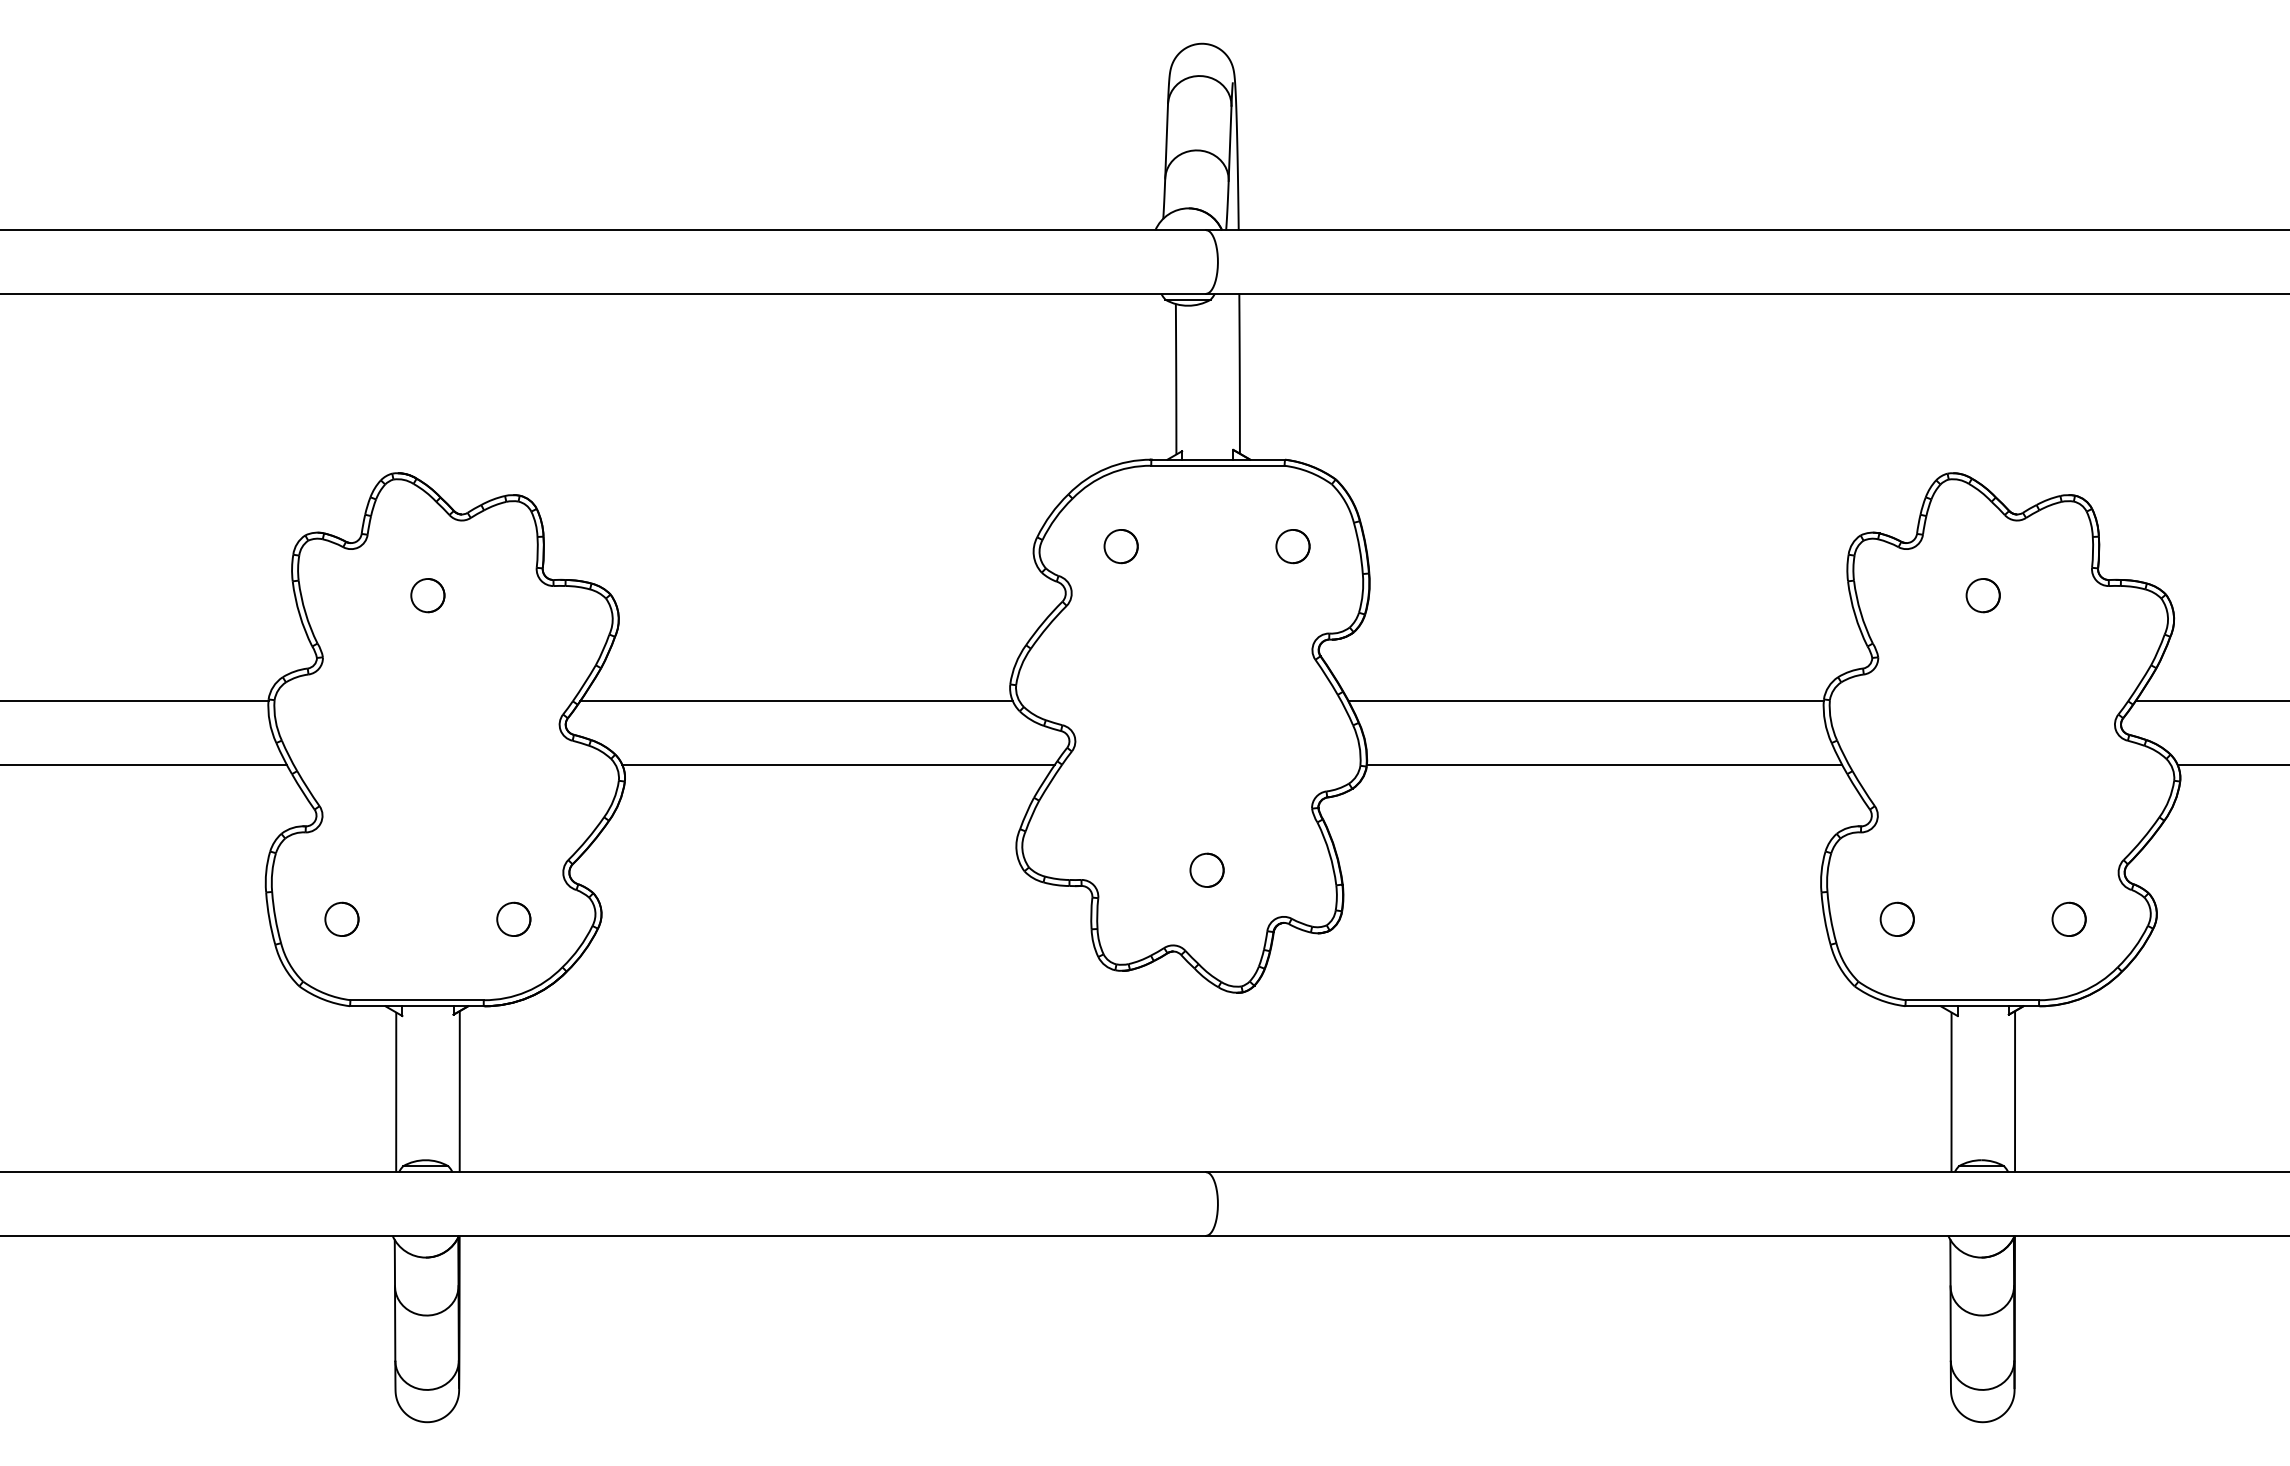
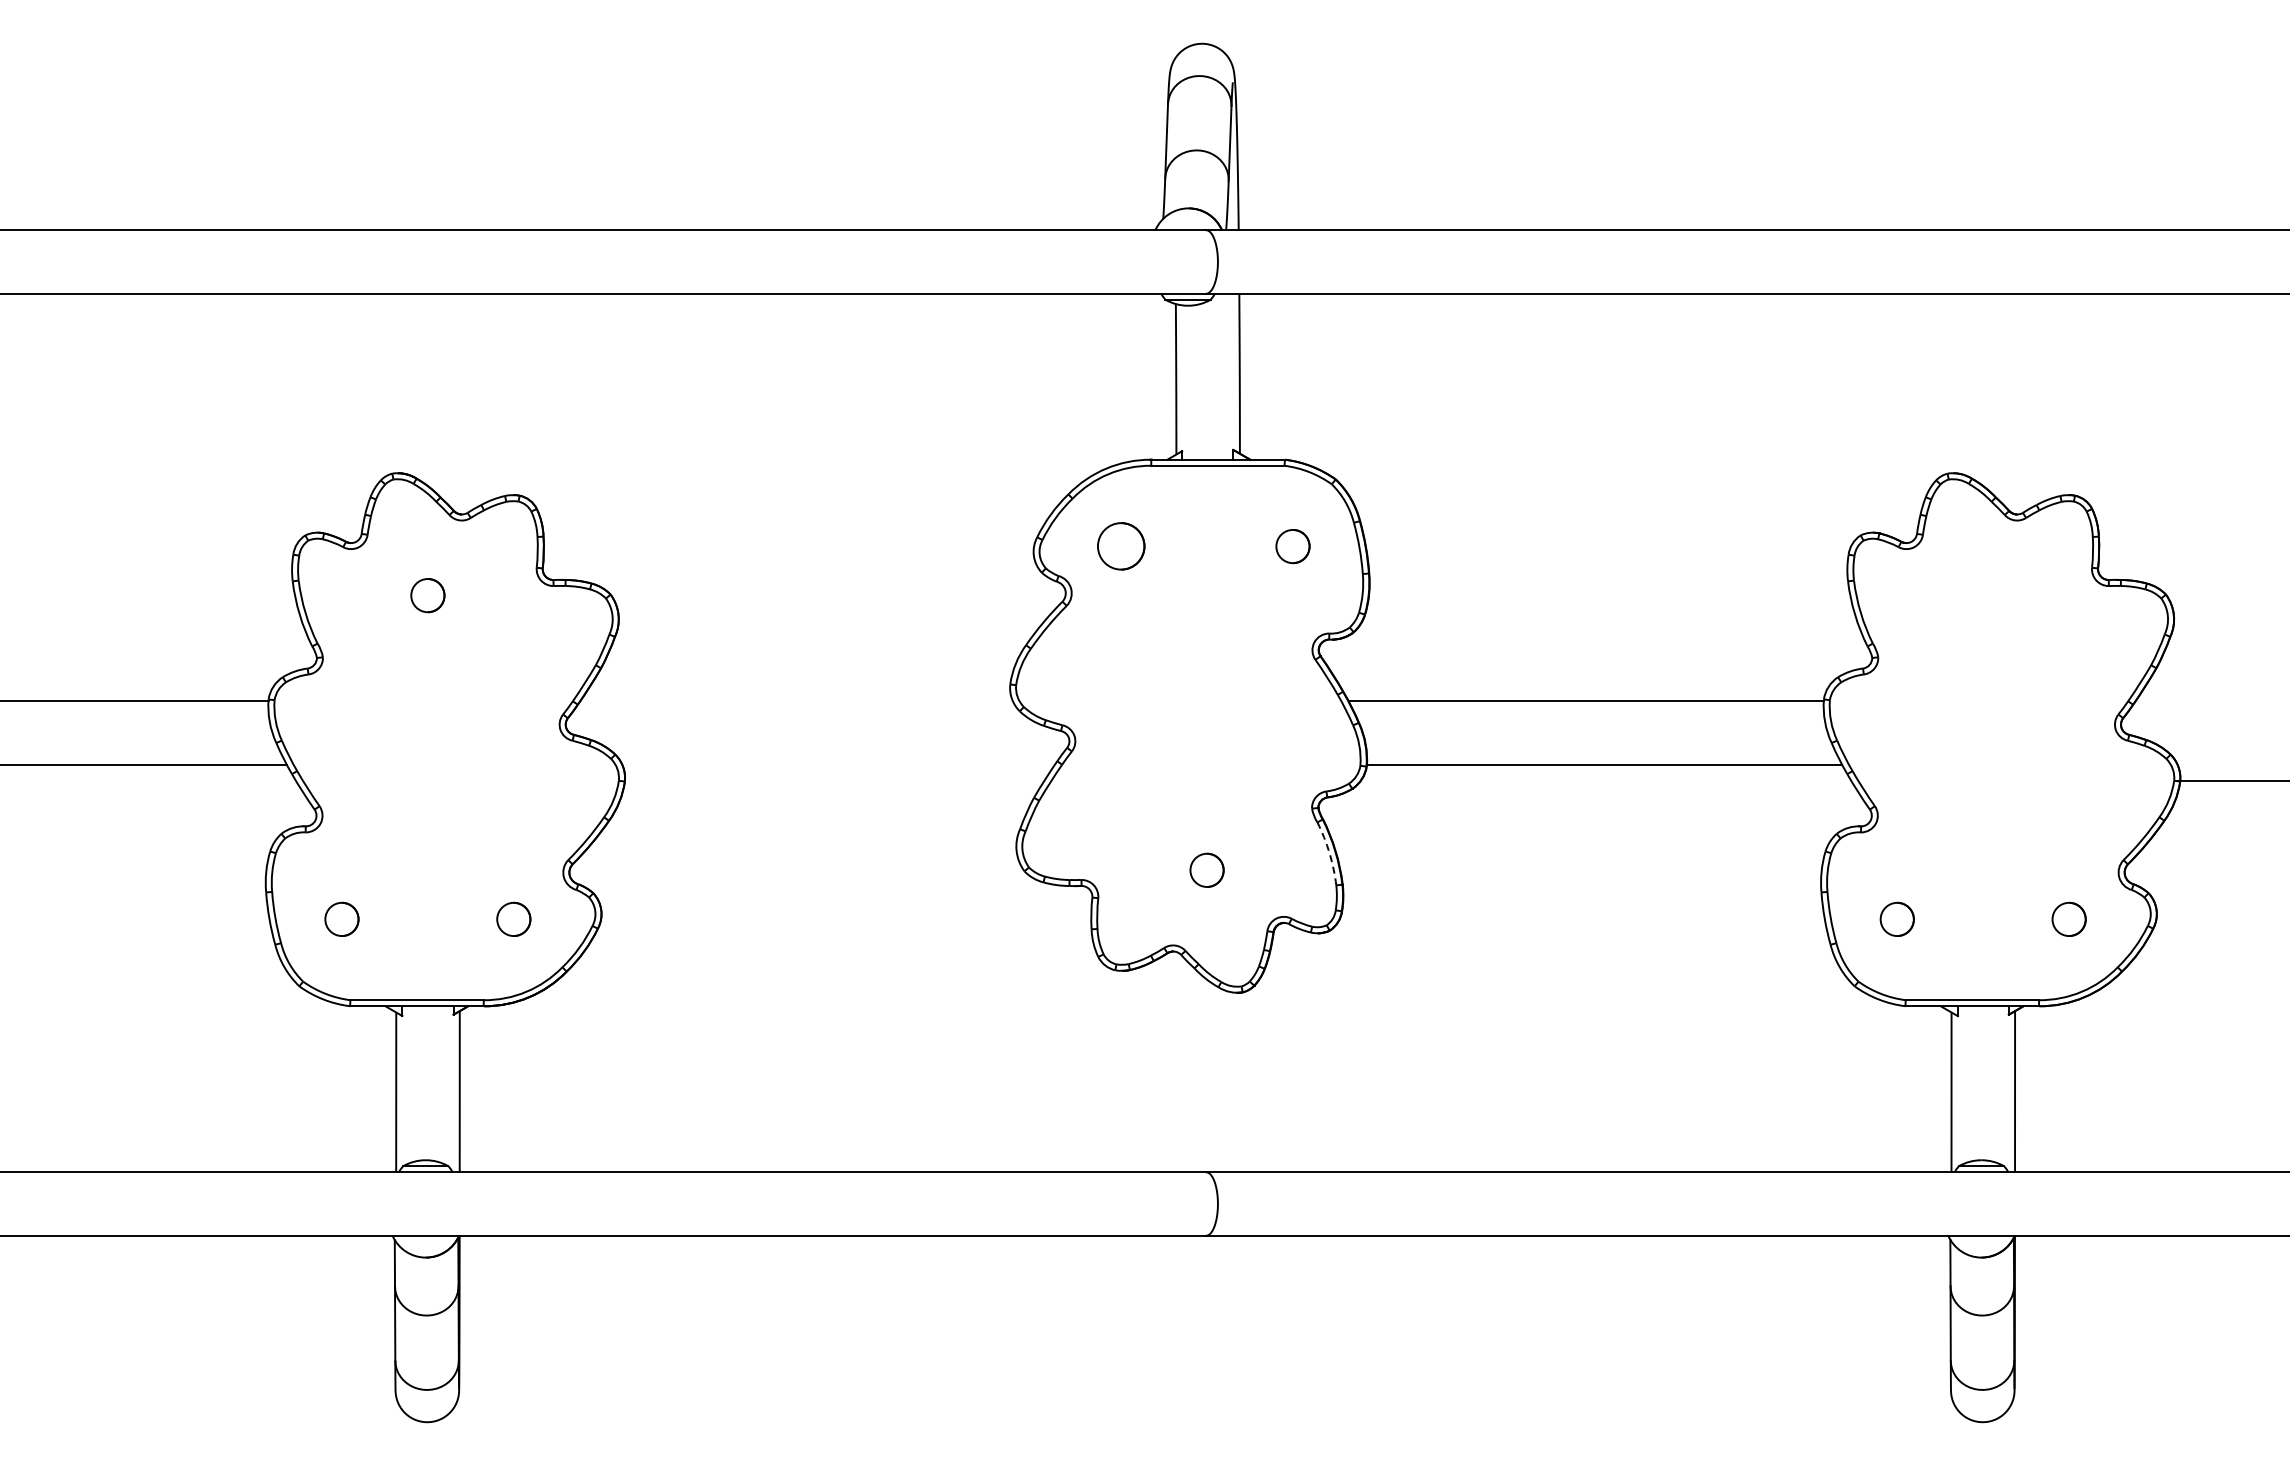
circle size: 36x36 px -> 49x49 px (1121, 546)
circle: present -> none (1982, 595)
line: present -> none (796, 701)
line: present -> none (2210, 701)
line: present -> none (838, 764)
line position: (2231, 764) -> (2231, 780) (2231, 780)
arc: solid -> dashed (1329, 853)
